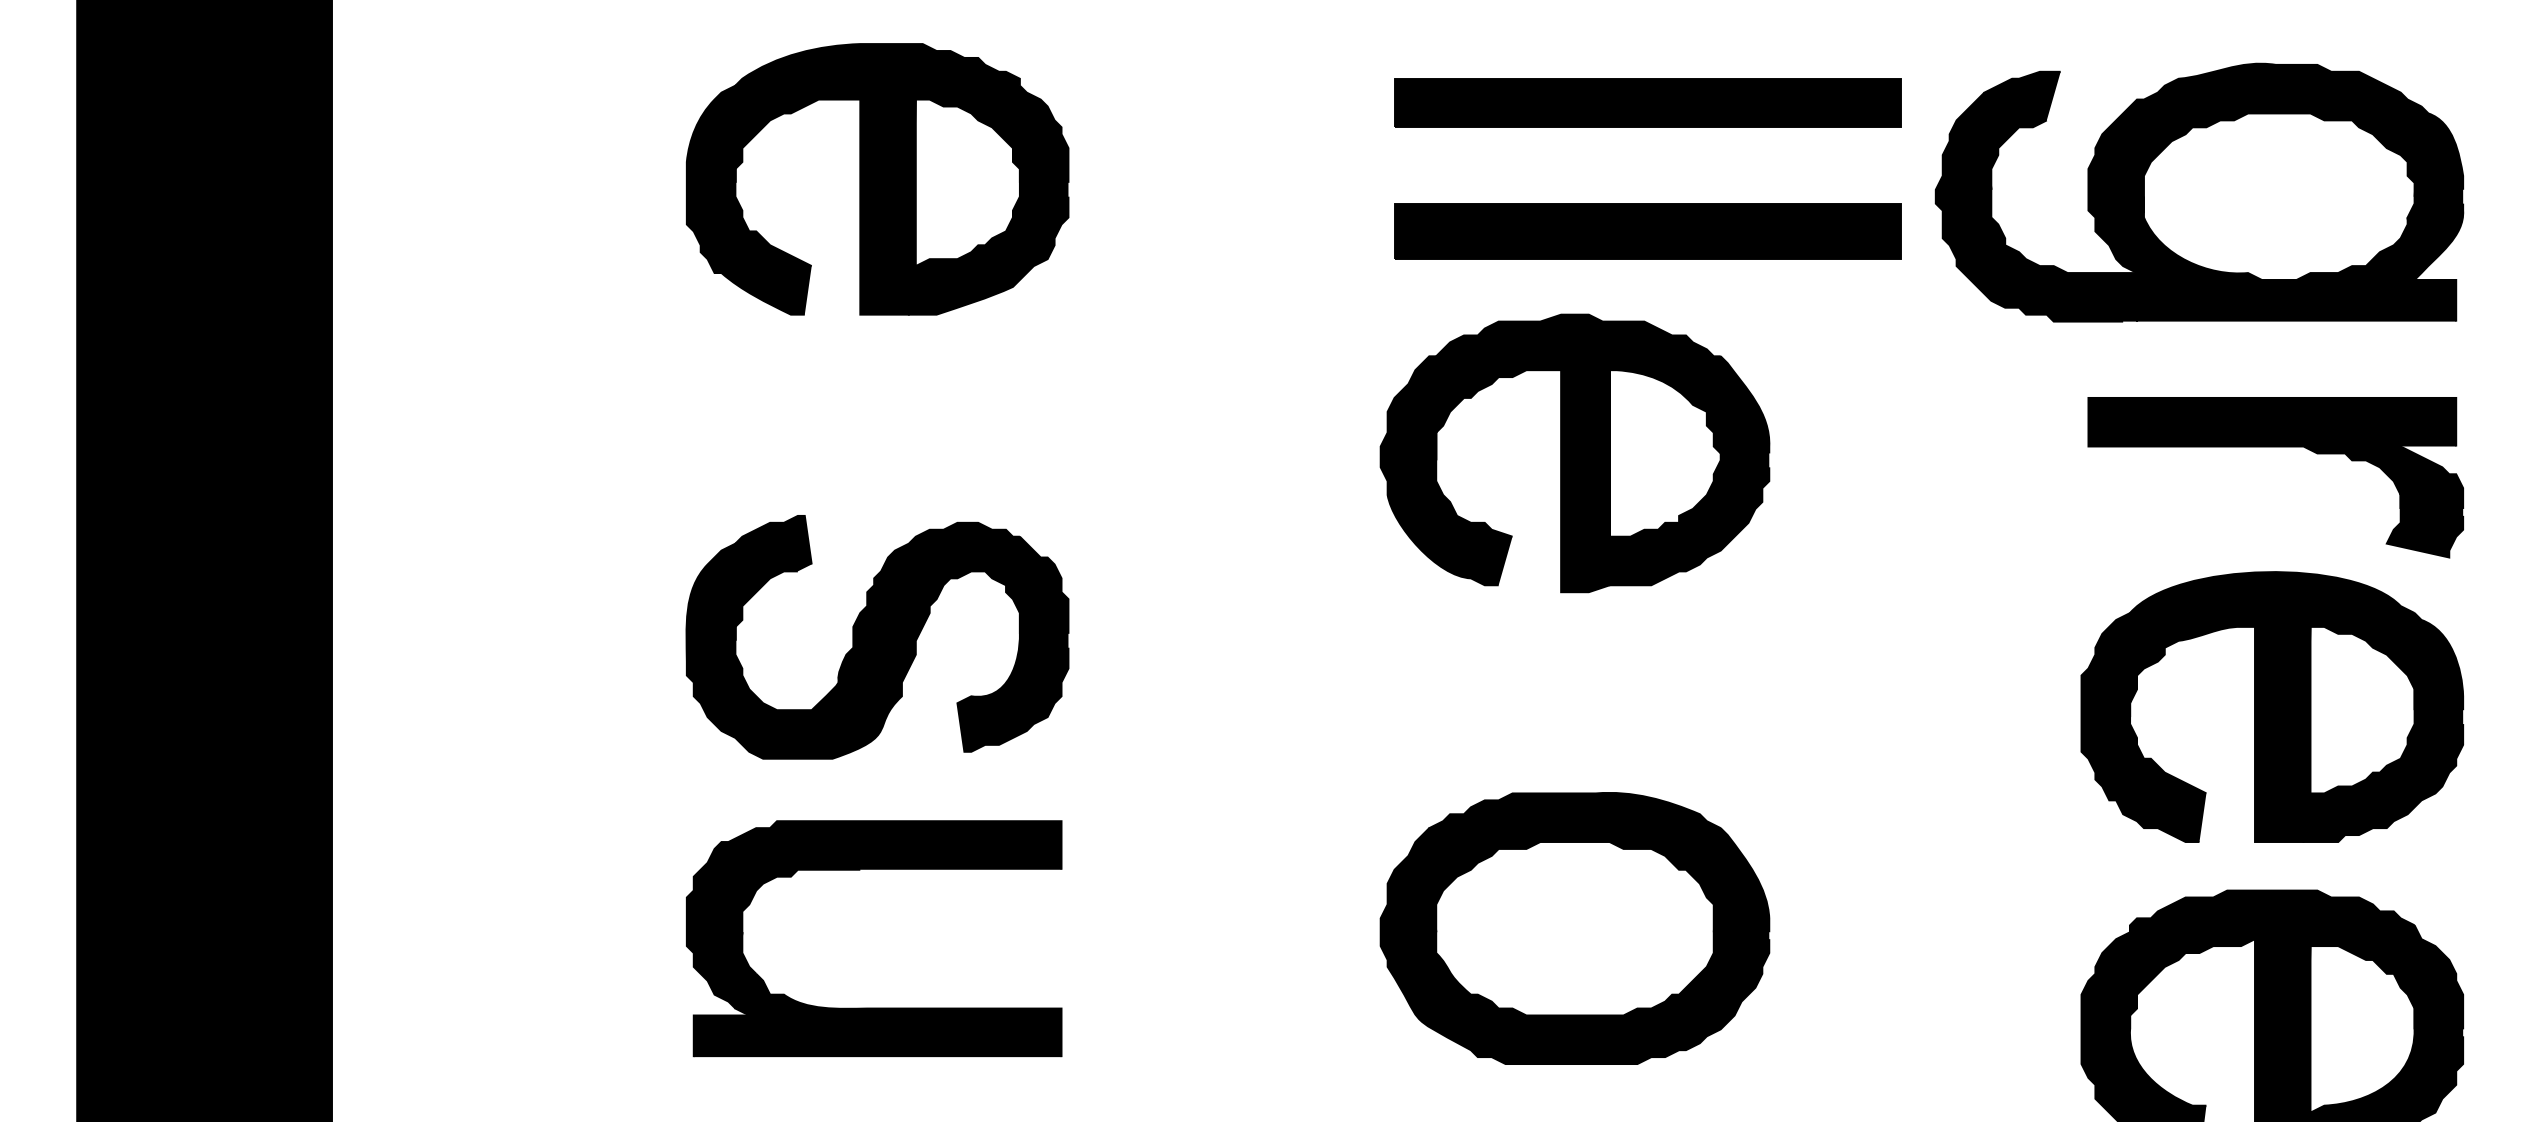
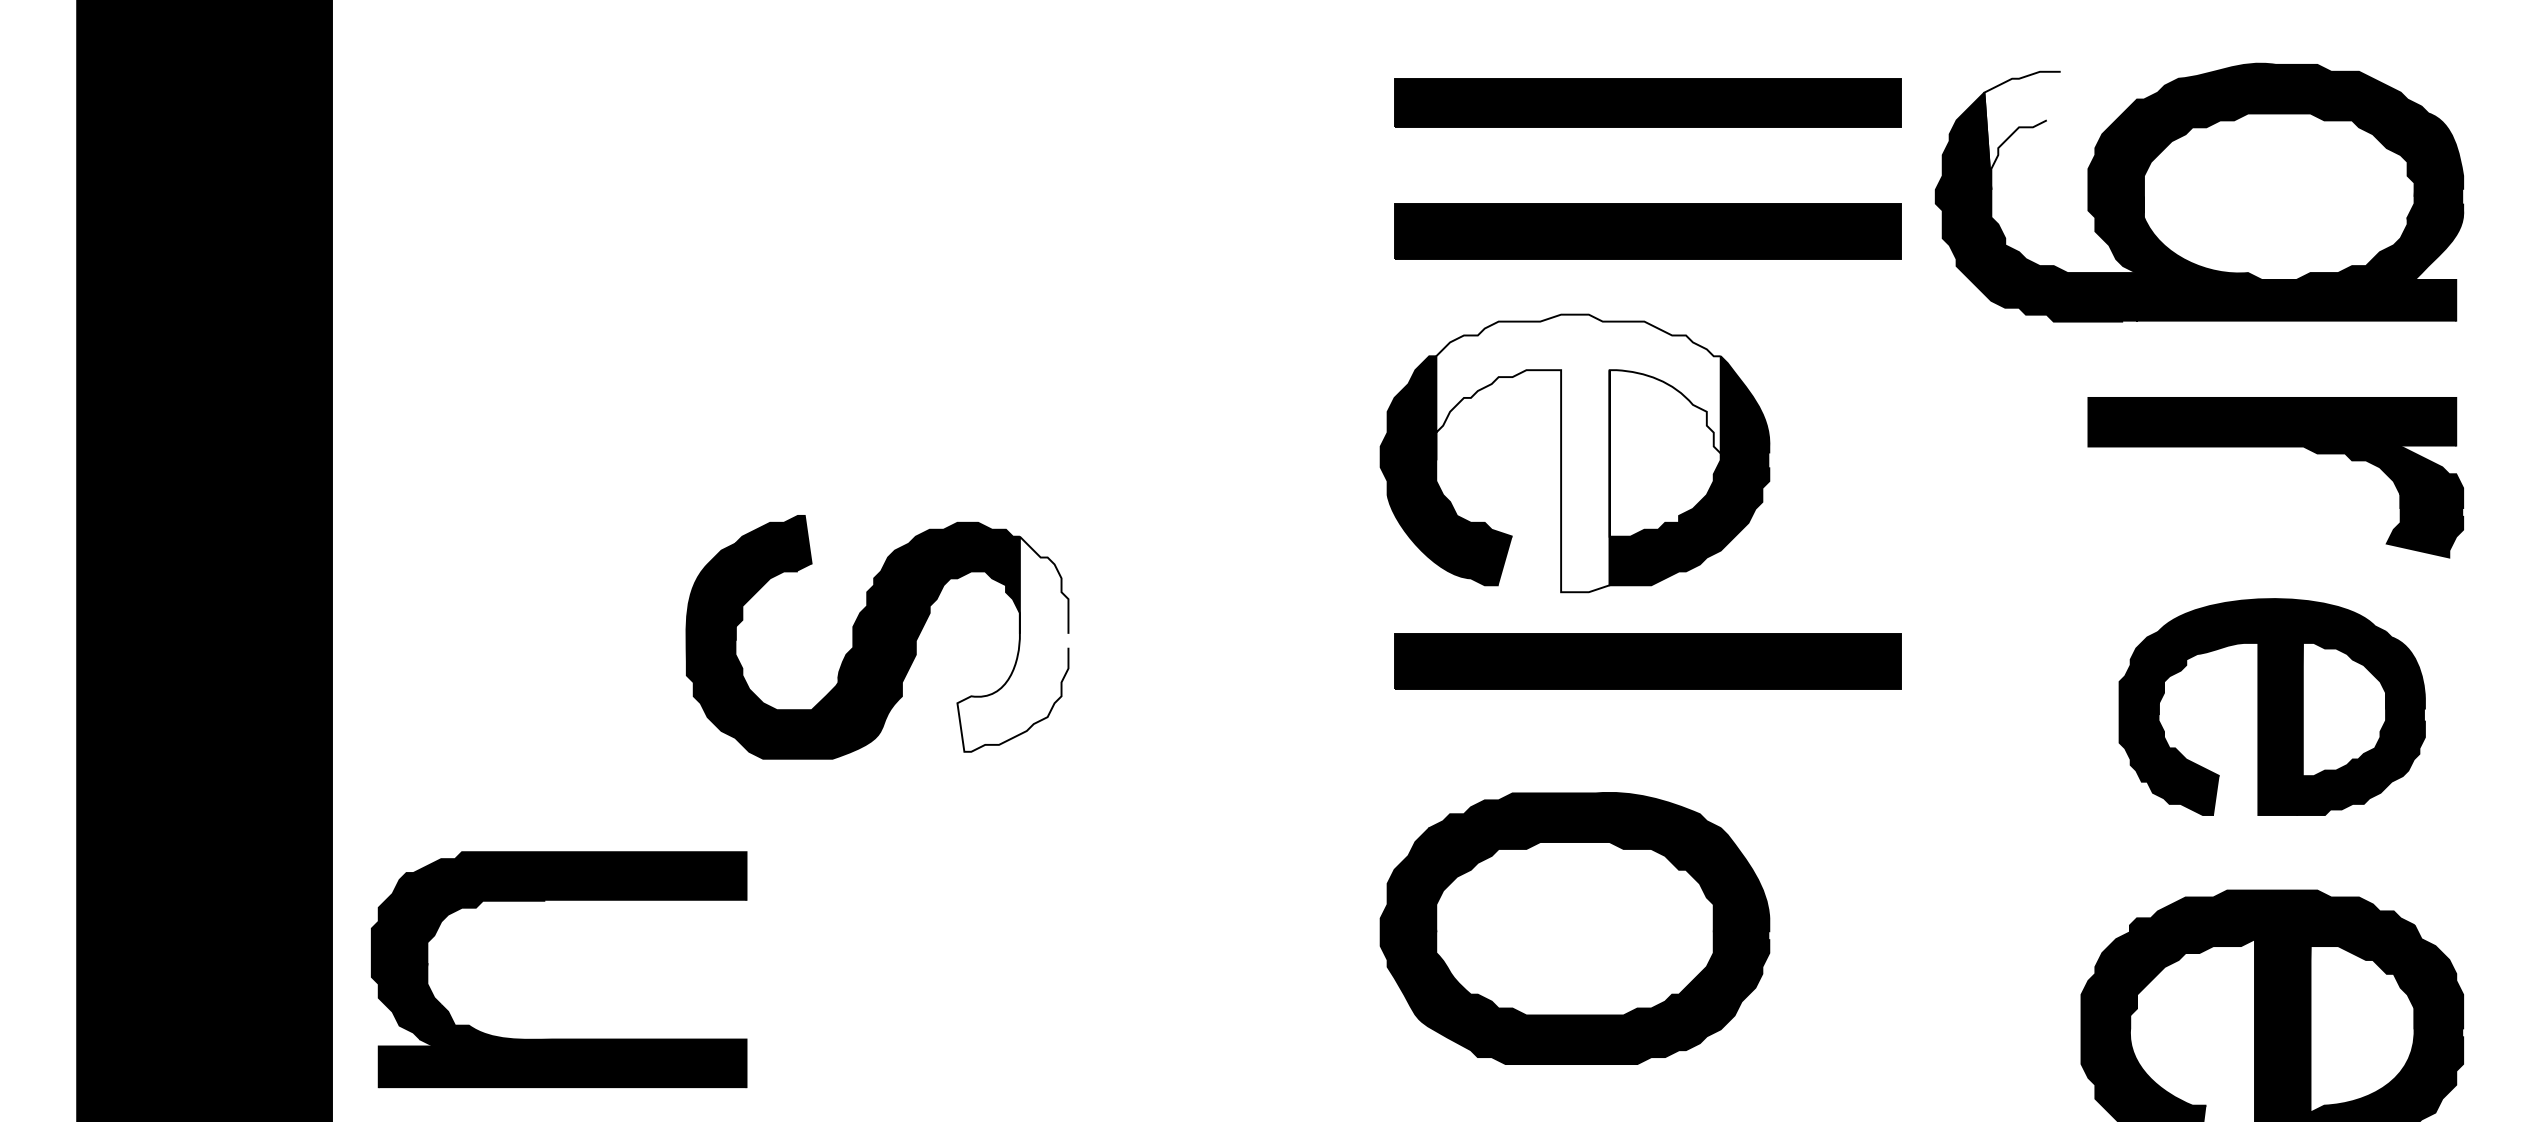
fill: present -> none (2022, 130)
part: present -> none (877, 179)
fill: present -> none (1578, 453)
fill: present -> none (1012, 643)
part: none -> present (1647, 661)
part size: 384x272 px -> 308x218 px (2271, 706)
part position: (874, 869) -> (559, 900) (559, 900)
